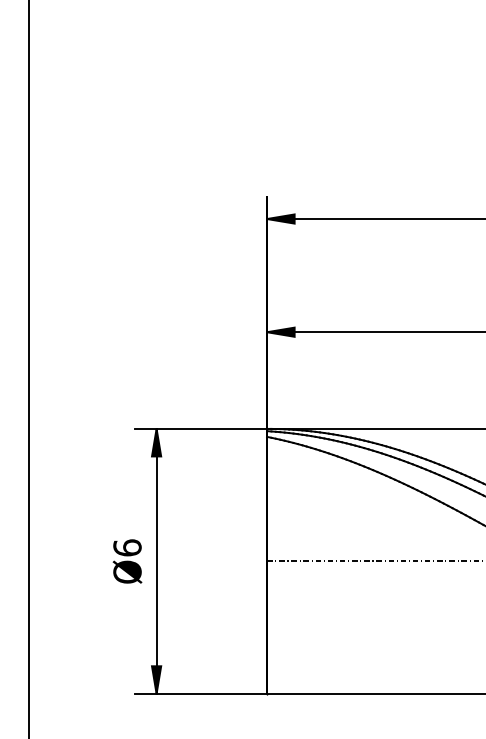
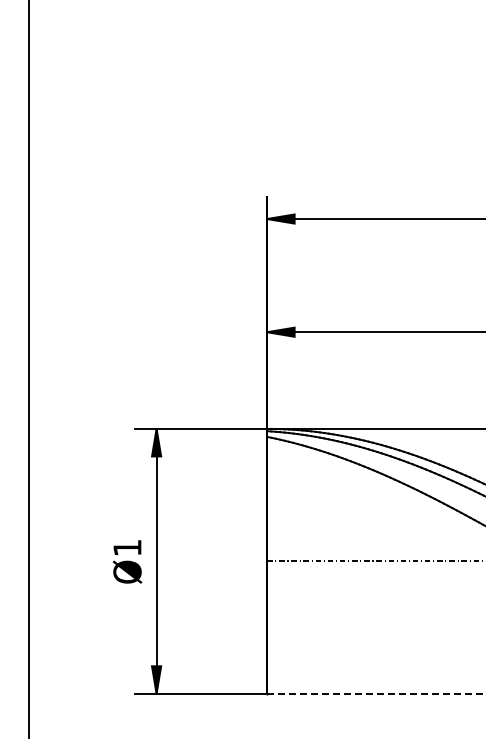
text: Ø6 -> Ø1 (127, 547)
line: solid -> dashed (376, 693)
